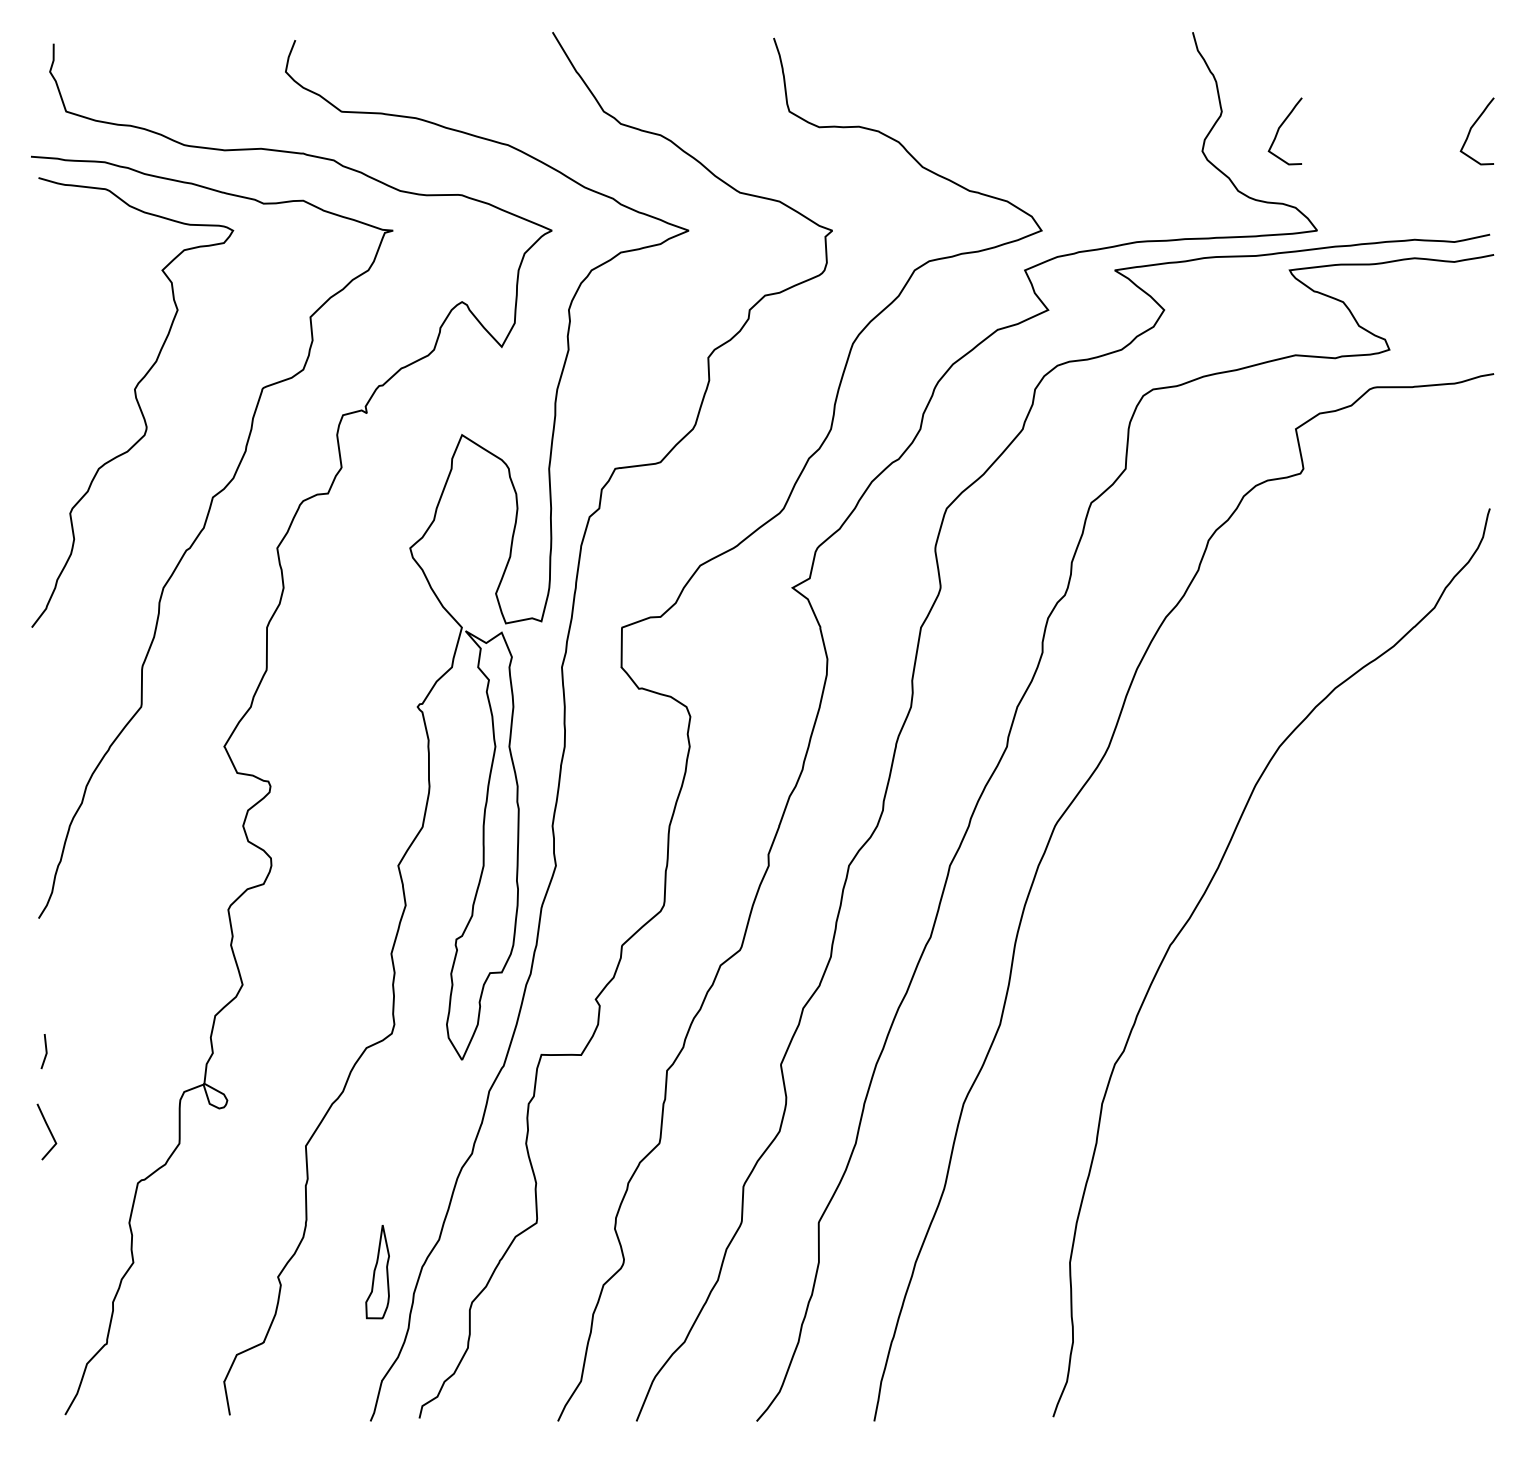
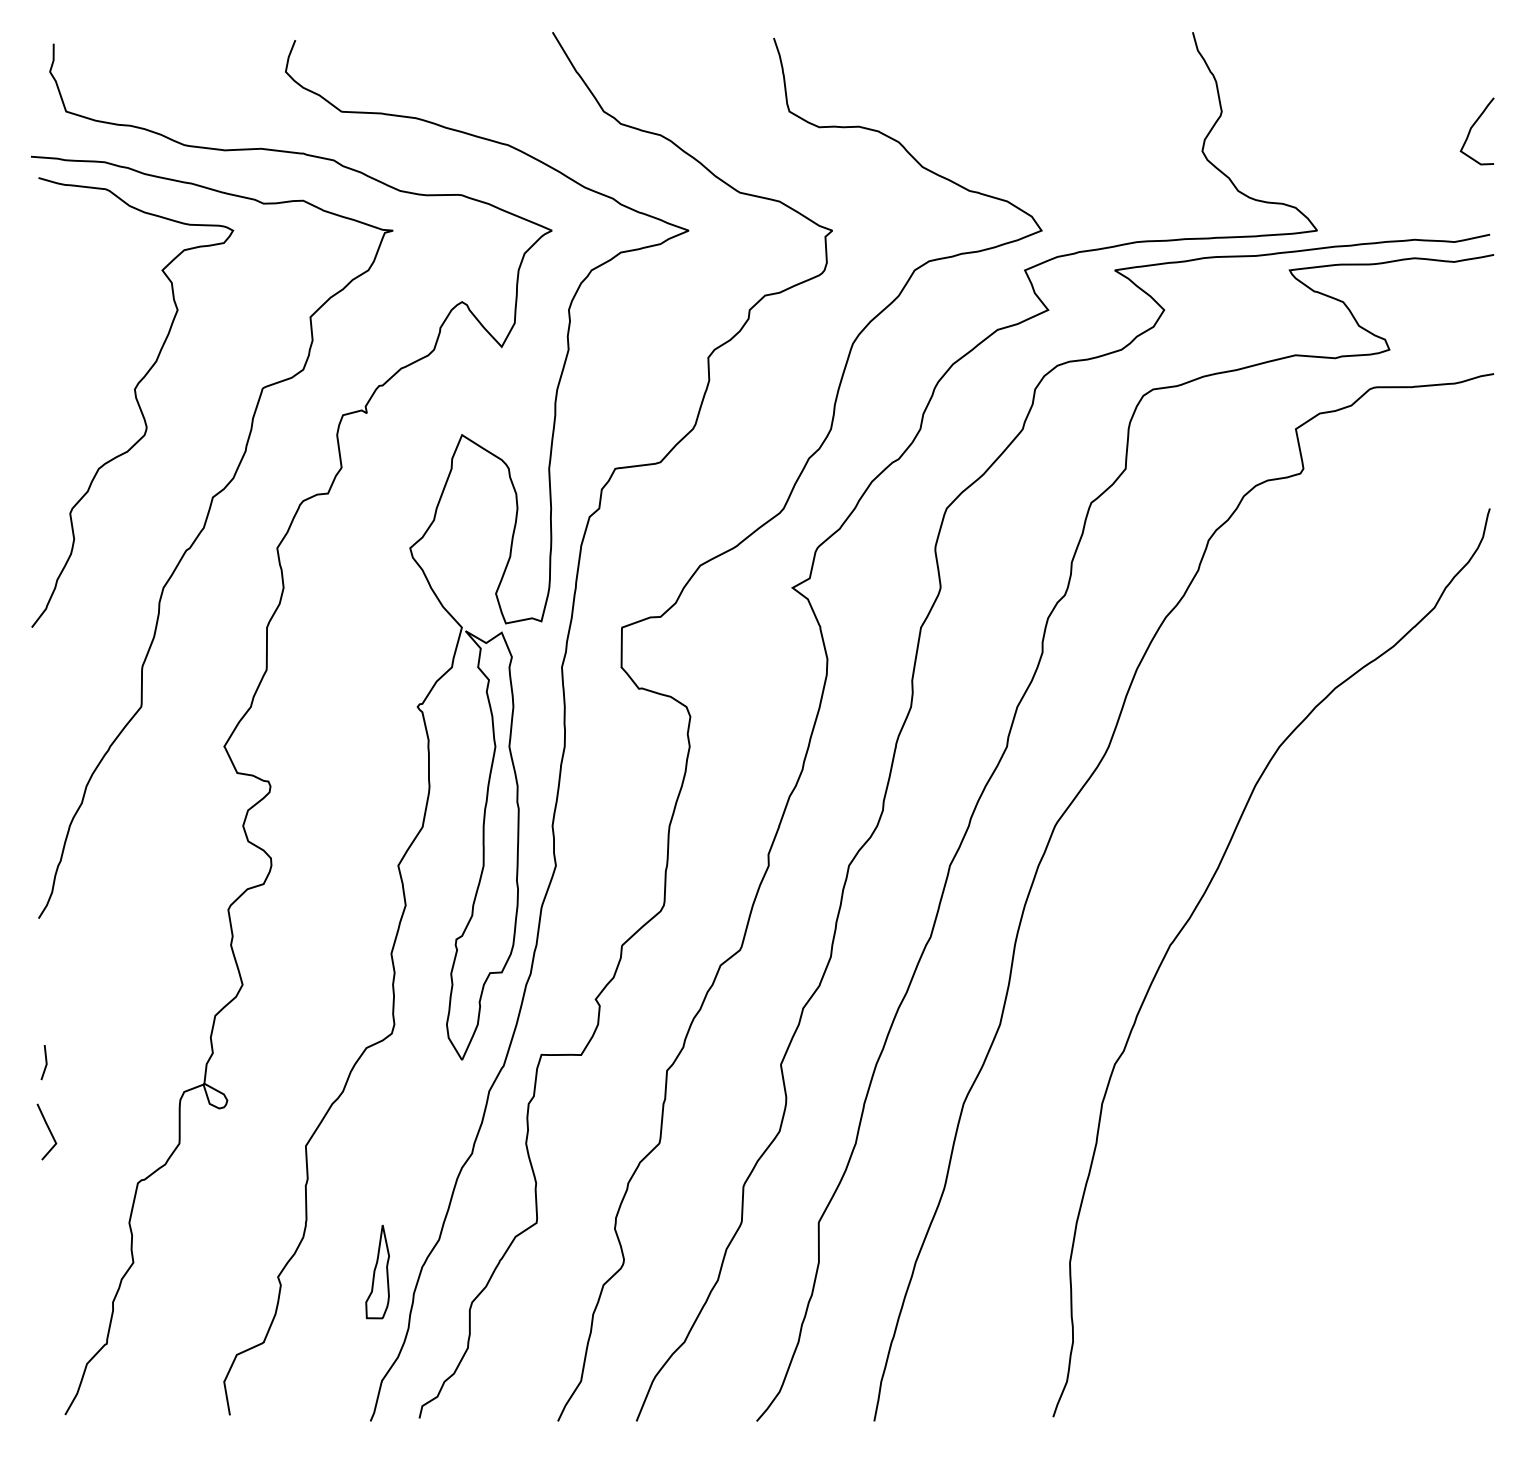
curve: present -> none (1279, 130)
line position: (45, 1051) -> (45, 1062) (45, 1062)
